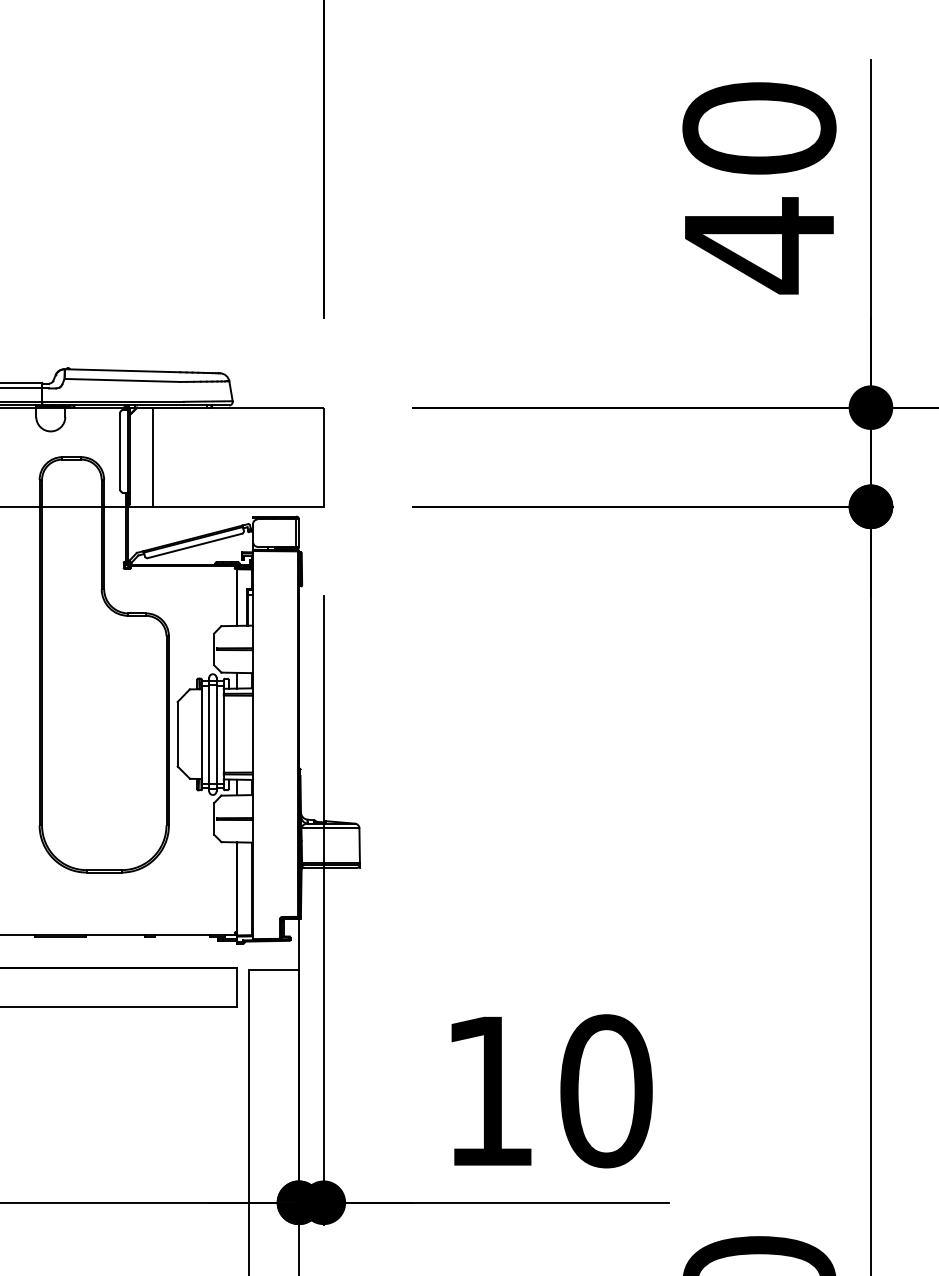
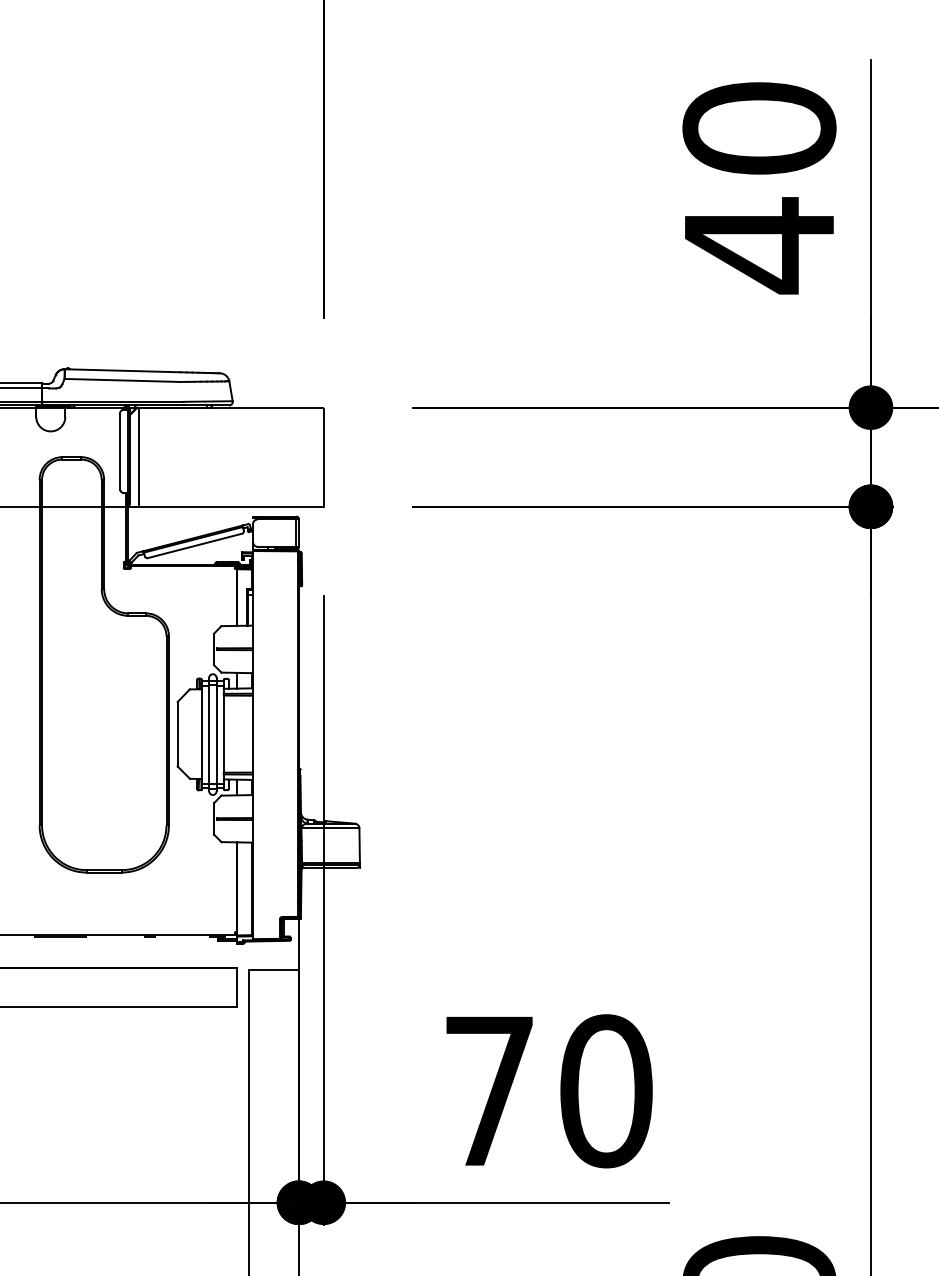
line position: (152, 456) -> (138, 456) (138, 456)
text: 10 -> 70 (489, 1090)
